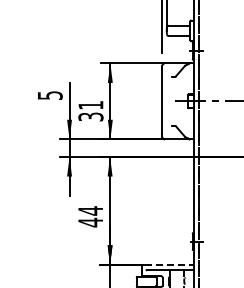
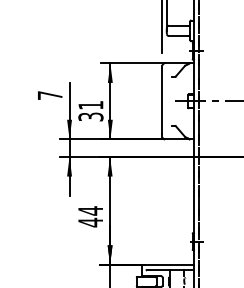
text: 5 -> 7 (50, 95)
line: dashed -> solid (170, 264)
